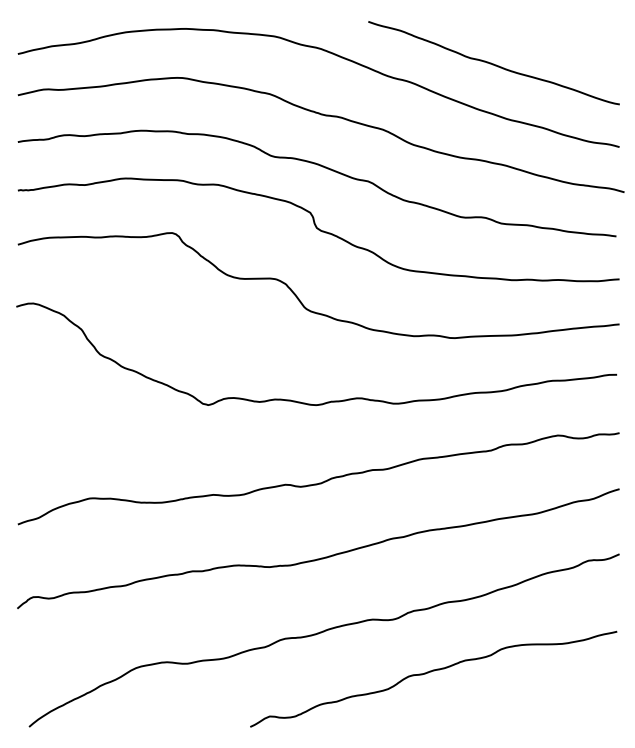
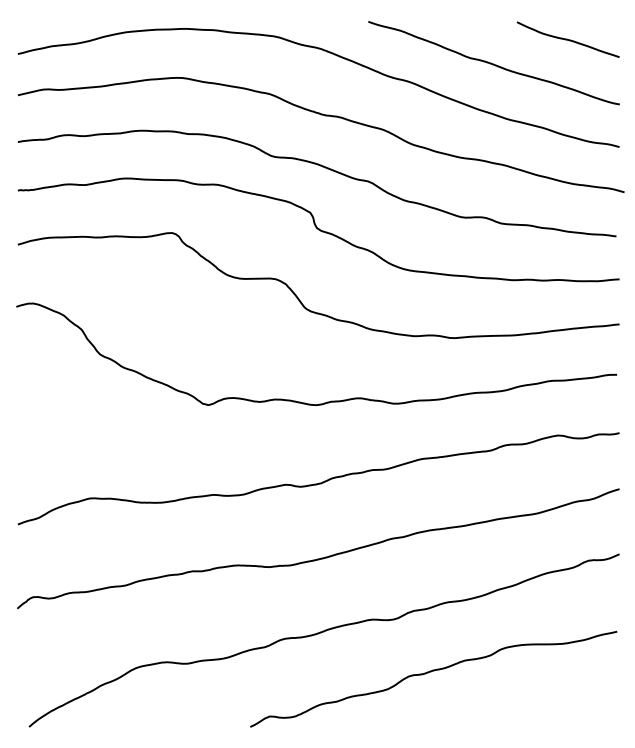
curve: none -> present (567, 39)
